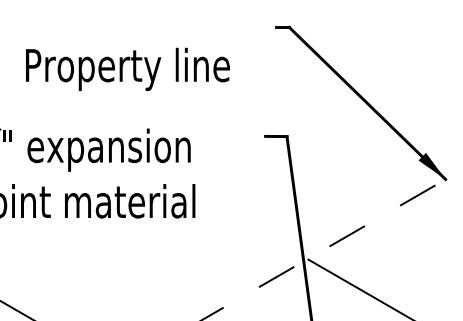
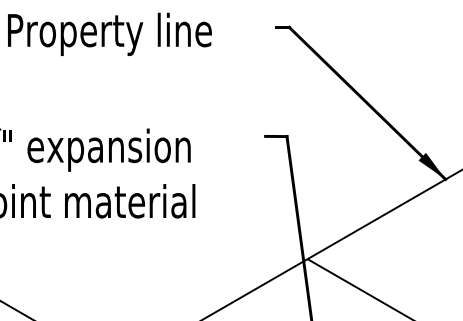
text position: (127, 68) -> (109, 33) (109, 33)
line: dashed -> solid (332, 244)
